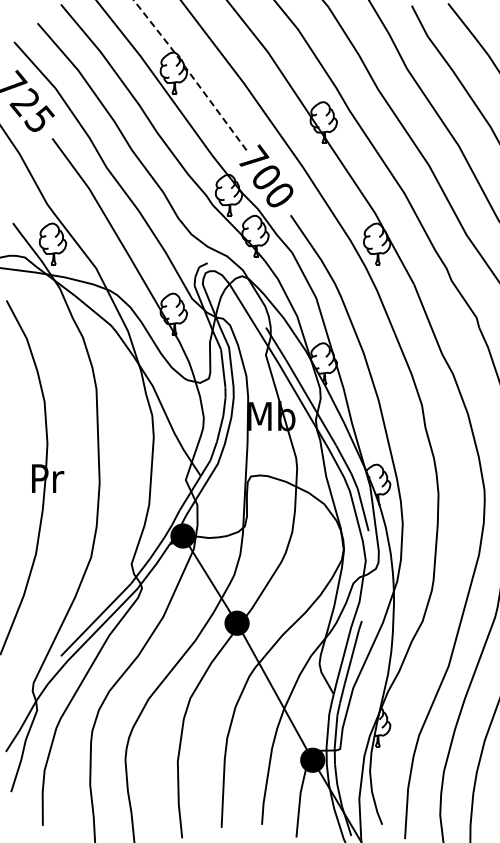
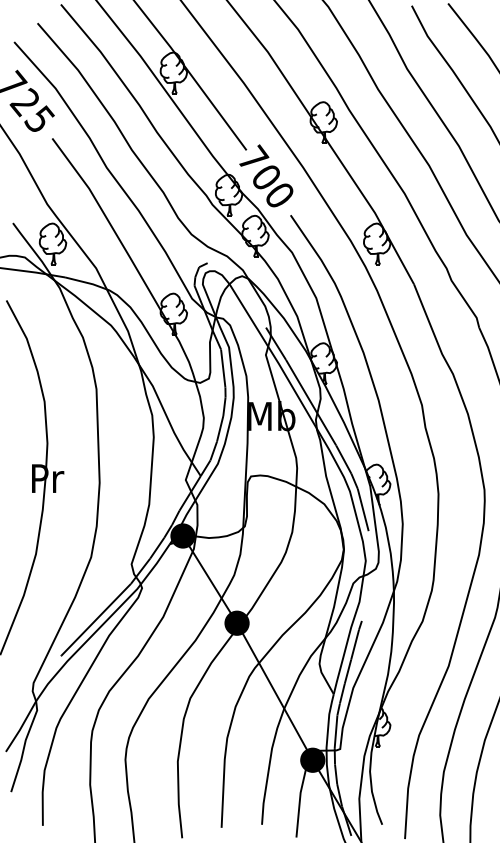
line: dashed -> solid (190, 73)
